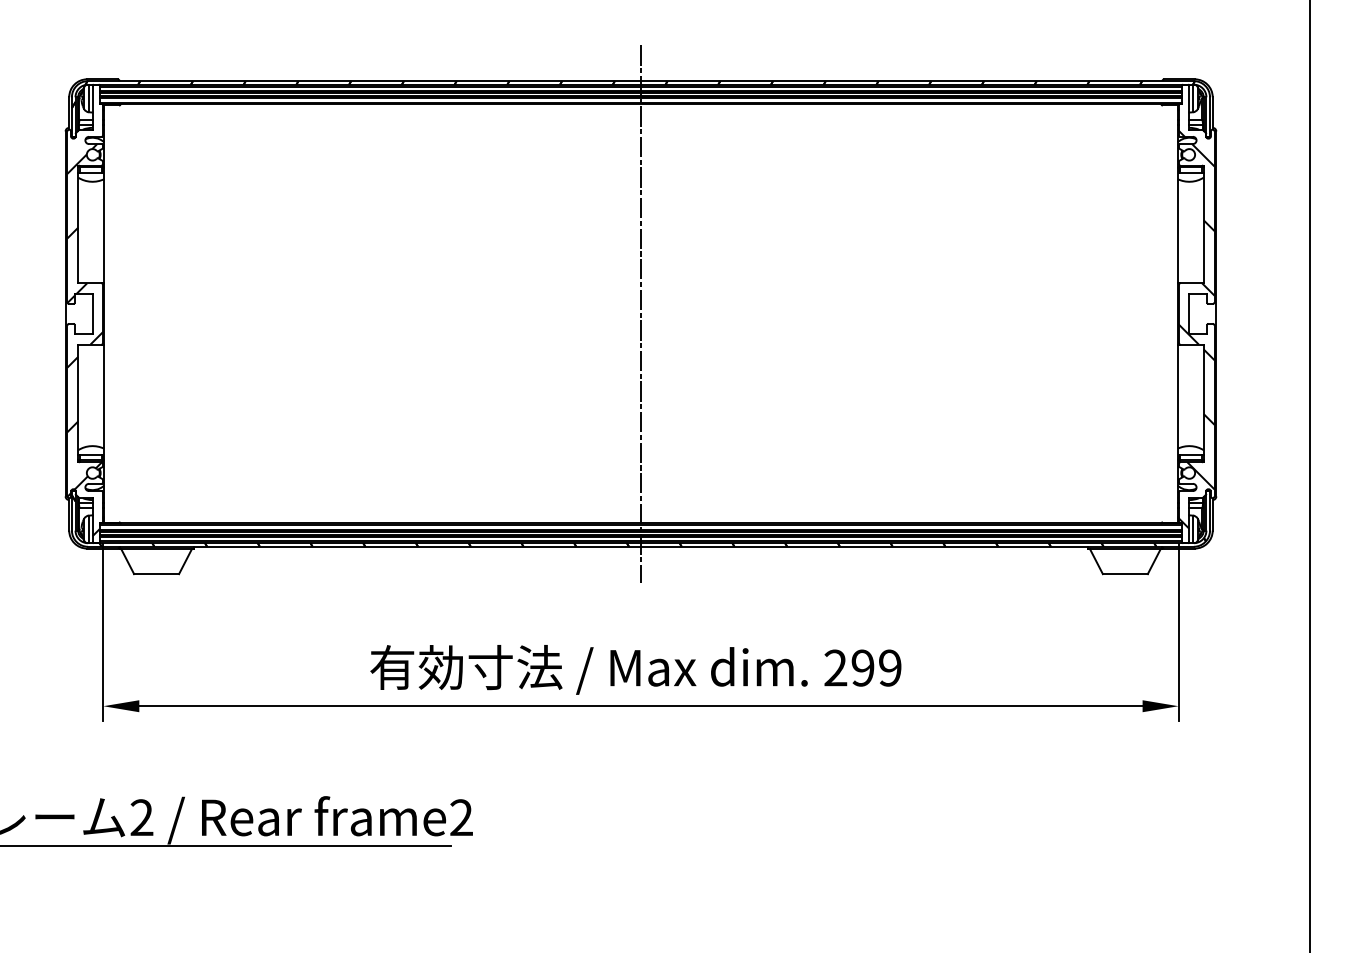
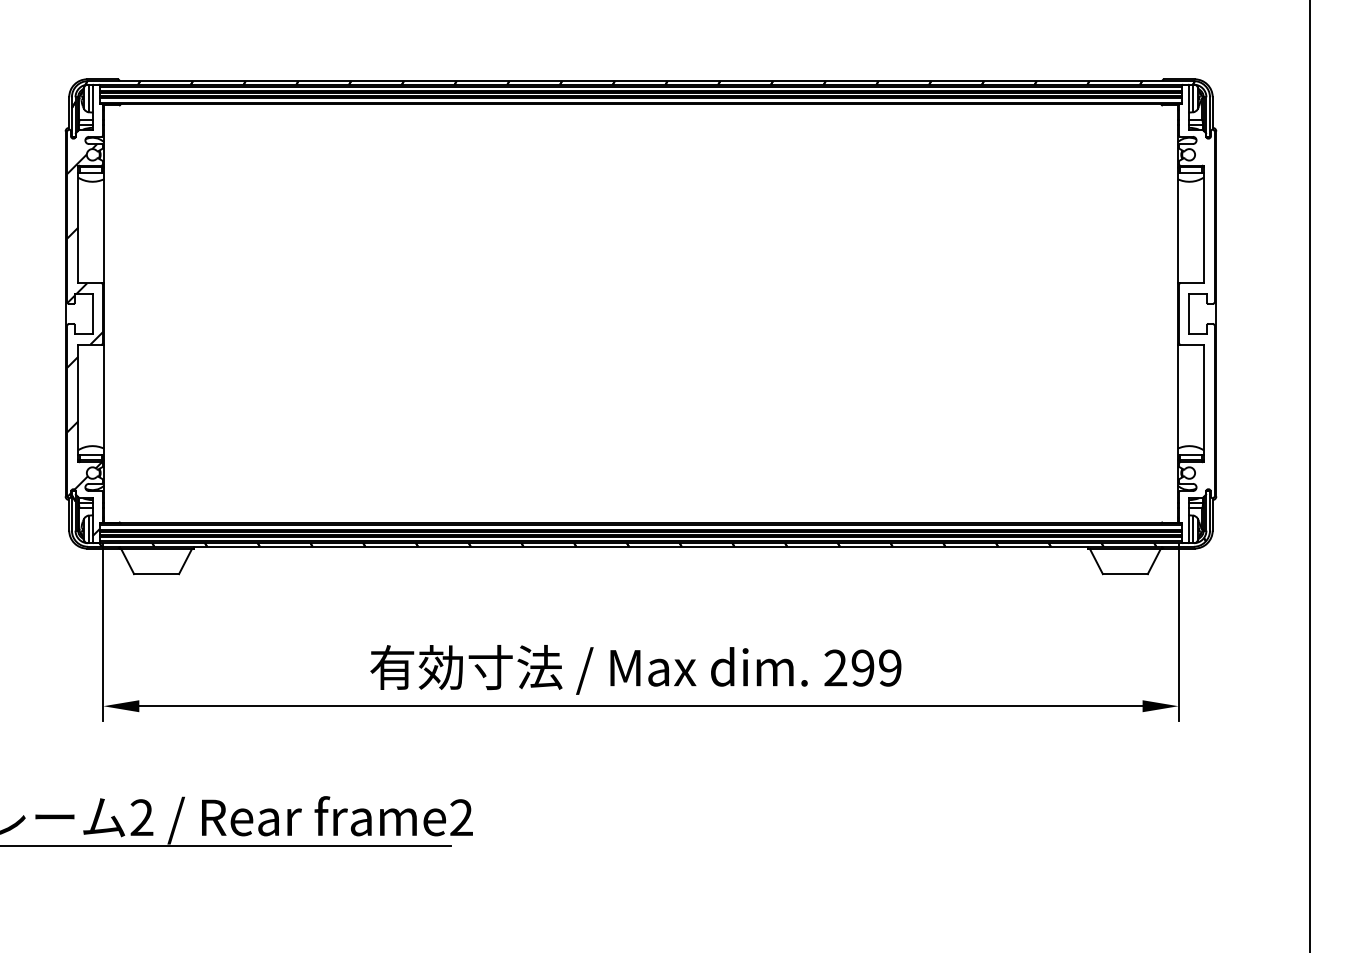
line: present -> none (640, 313)
hatch: present -> none (1196, 329)
